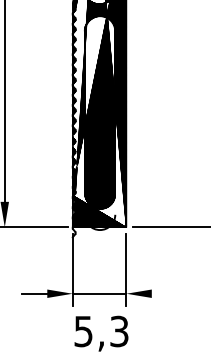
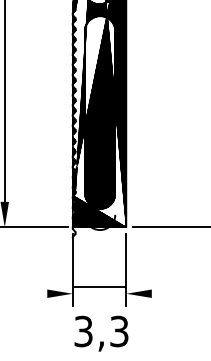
line: present -> none (34, 293)
line position: (99, 293) -> (99, 286) (99, 286)
text: 5,3 -> 3,3 (83, 330)
